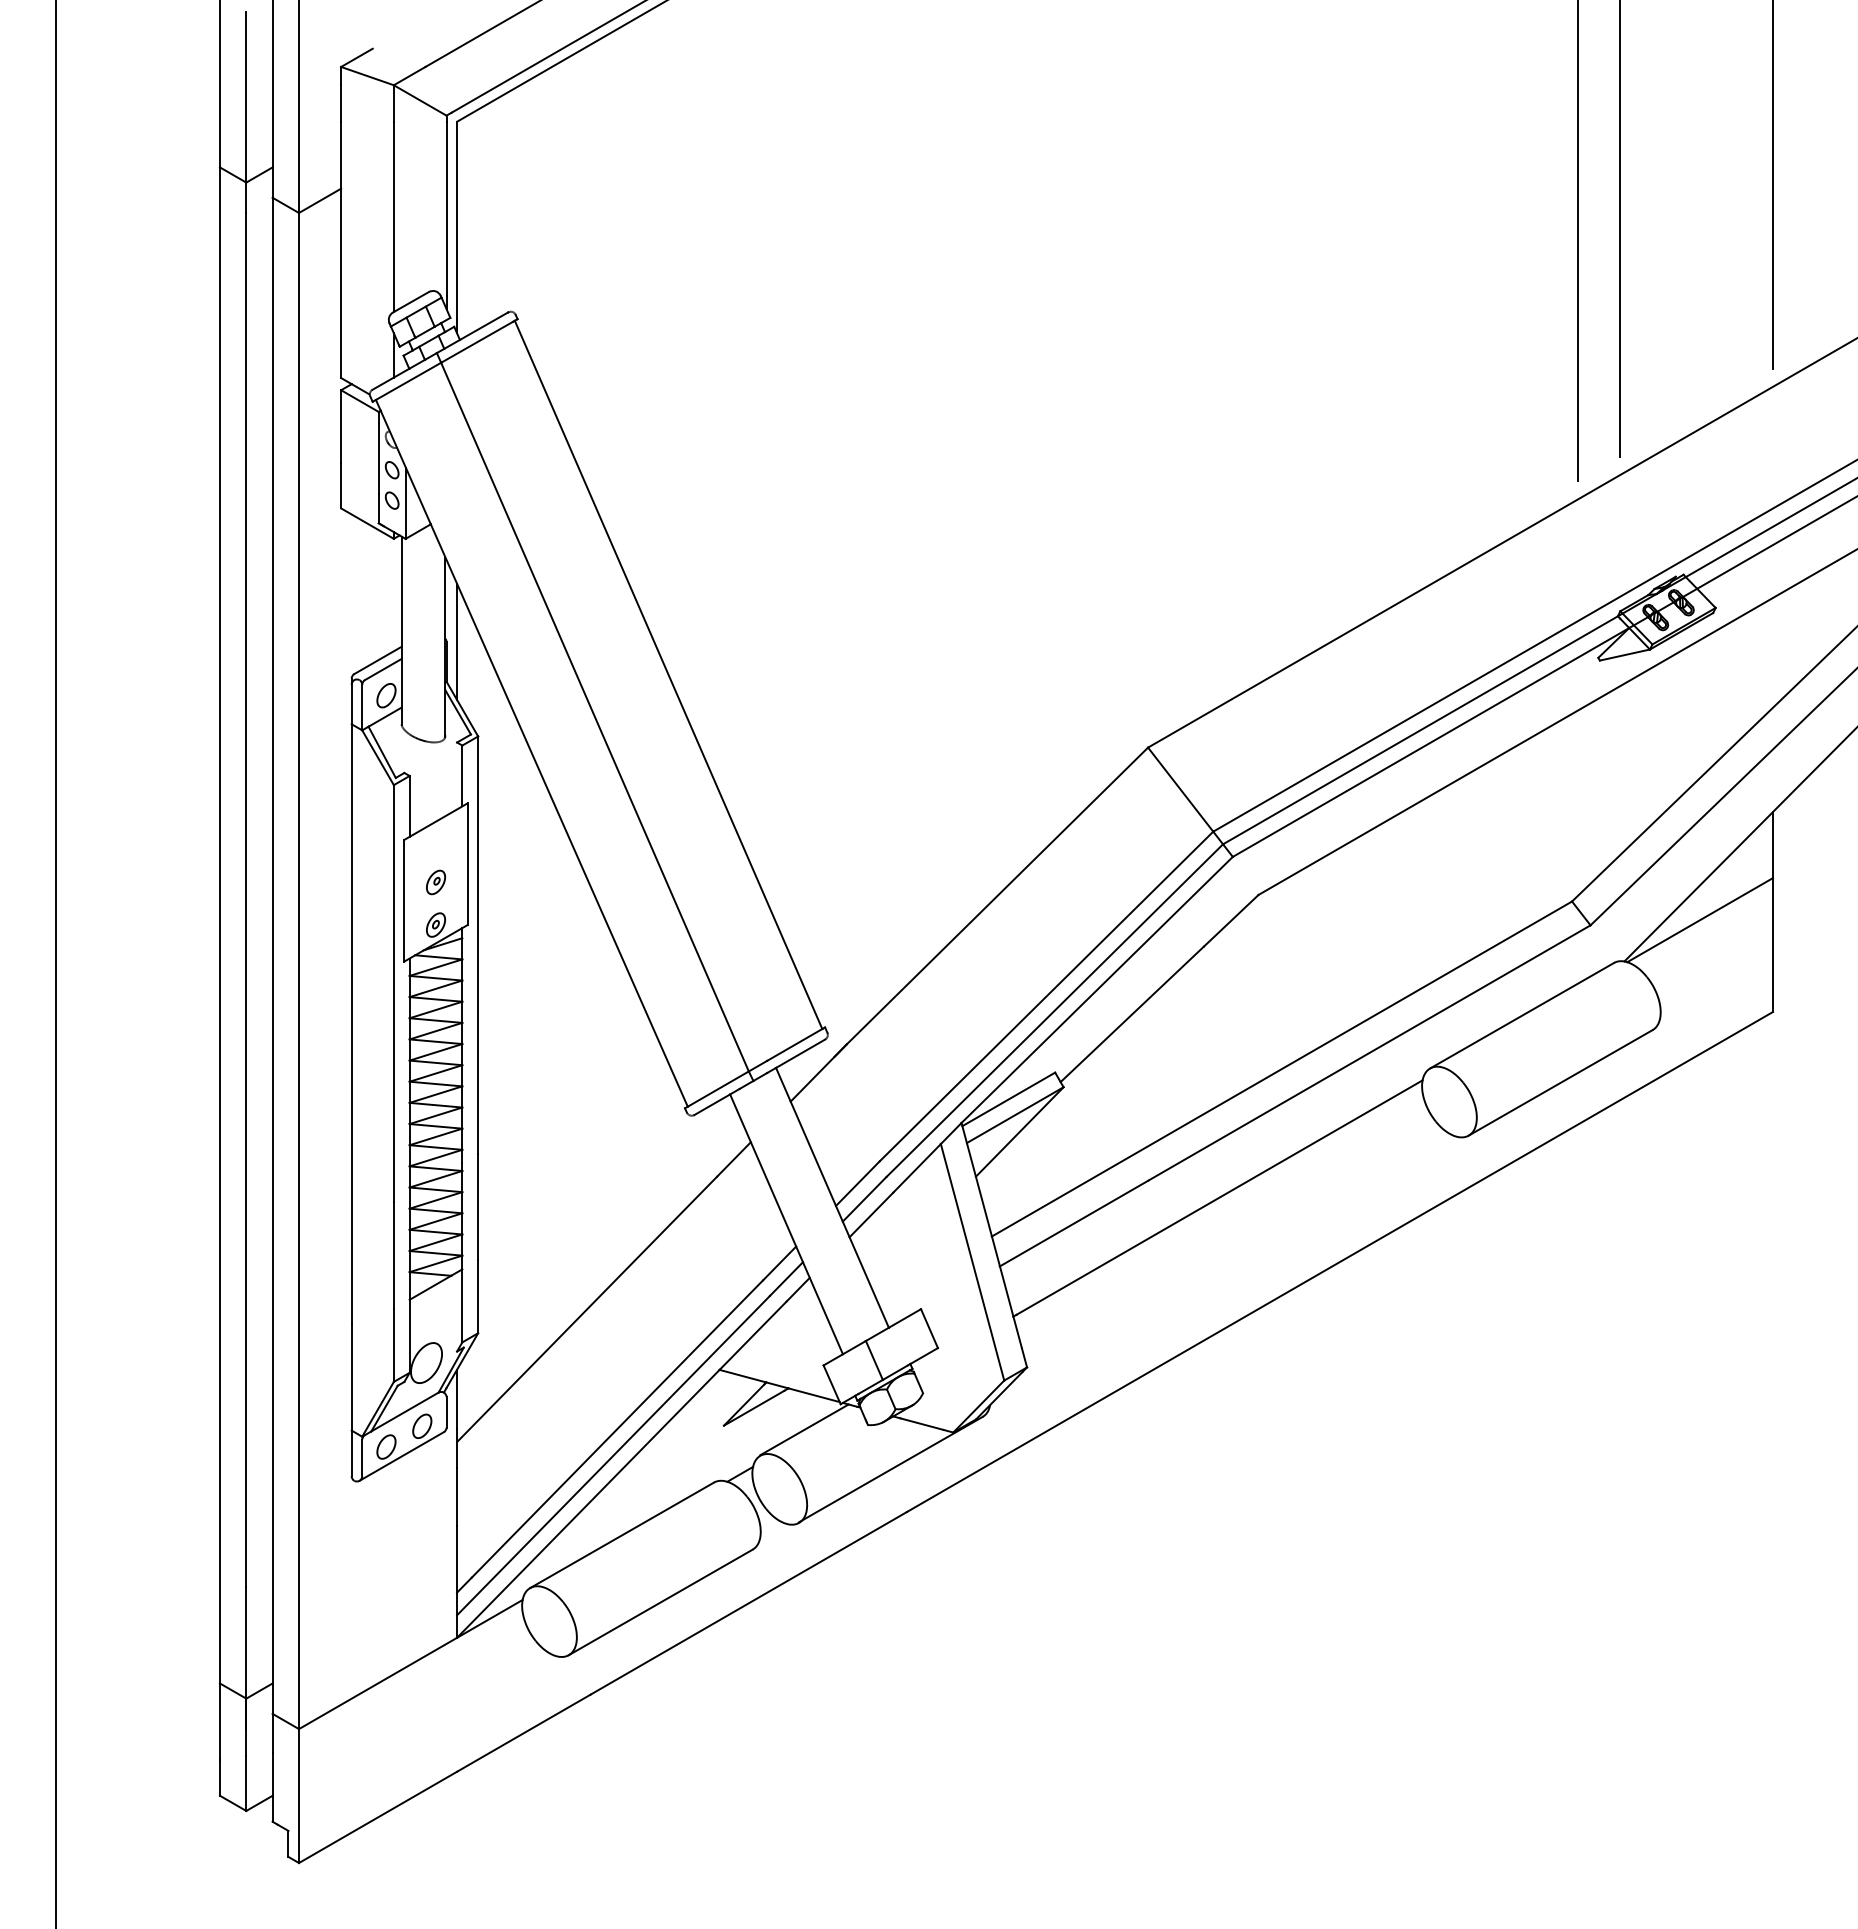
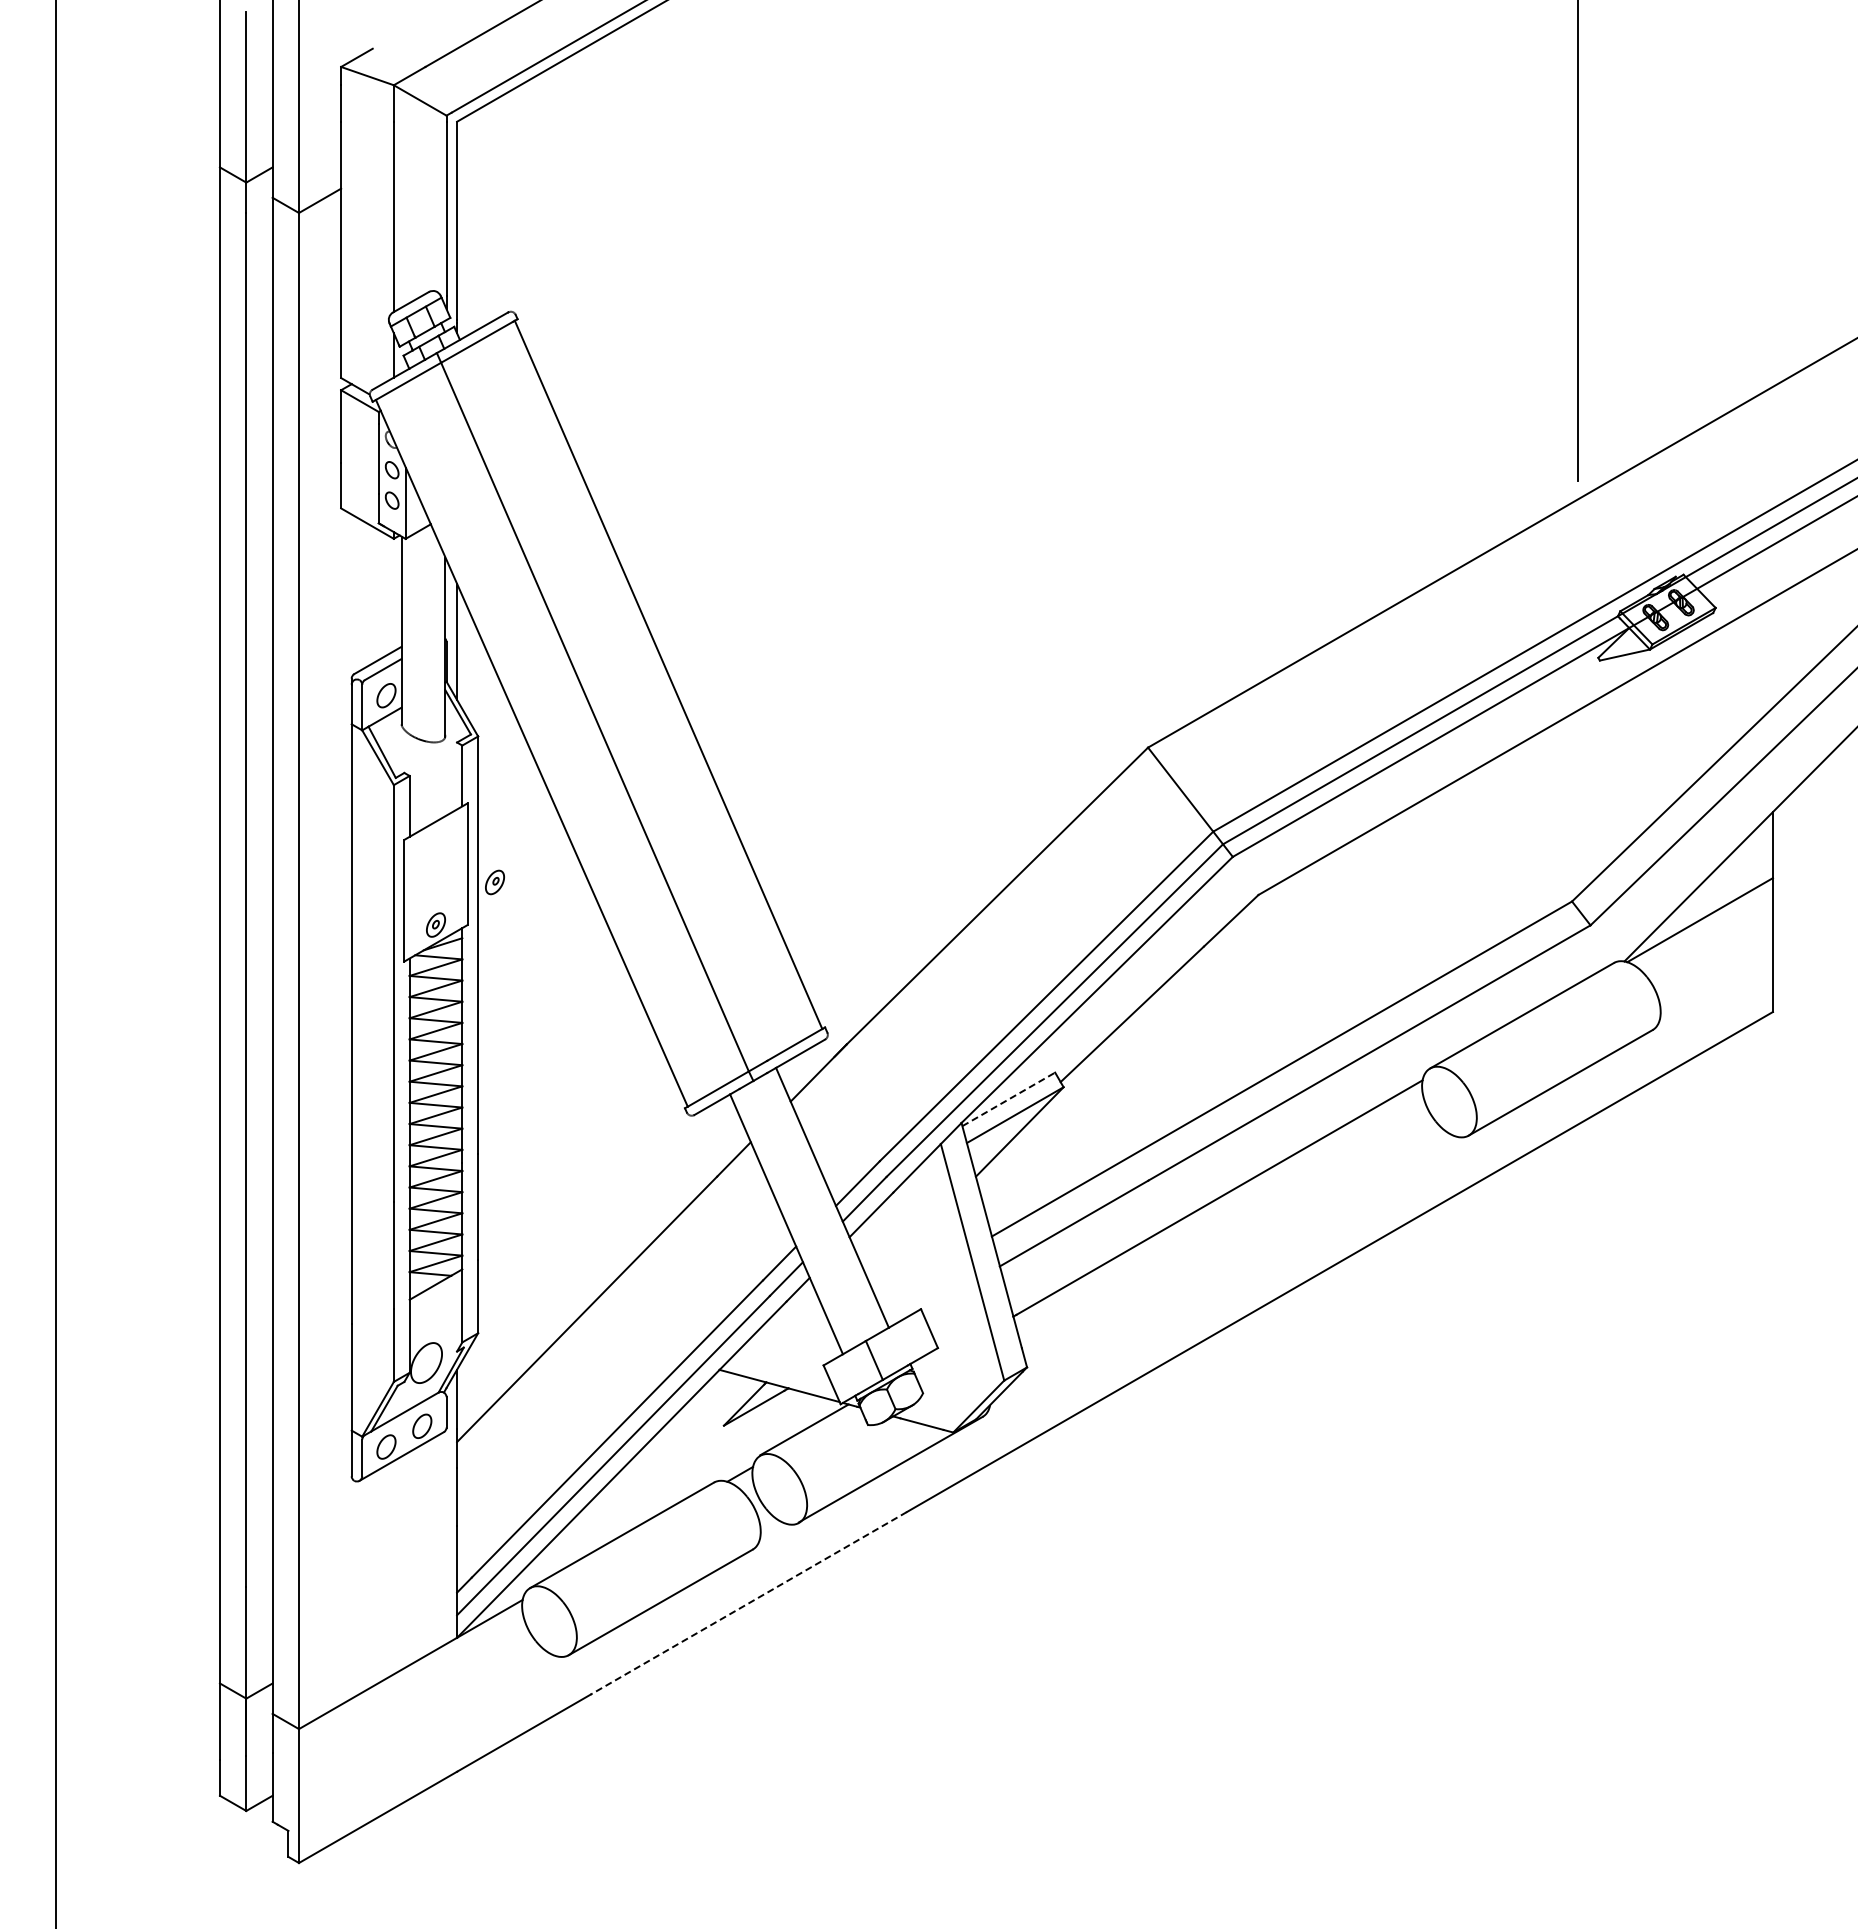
line: present -> none (1772, 185)
line: present -> none (1619, 229)
part position: (435, 882) -> (494, 882) (494, 882)
line: solid -> dashed (1008, 1099)
line: solid -> dashed (748, 1603)
